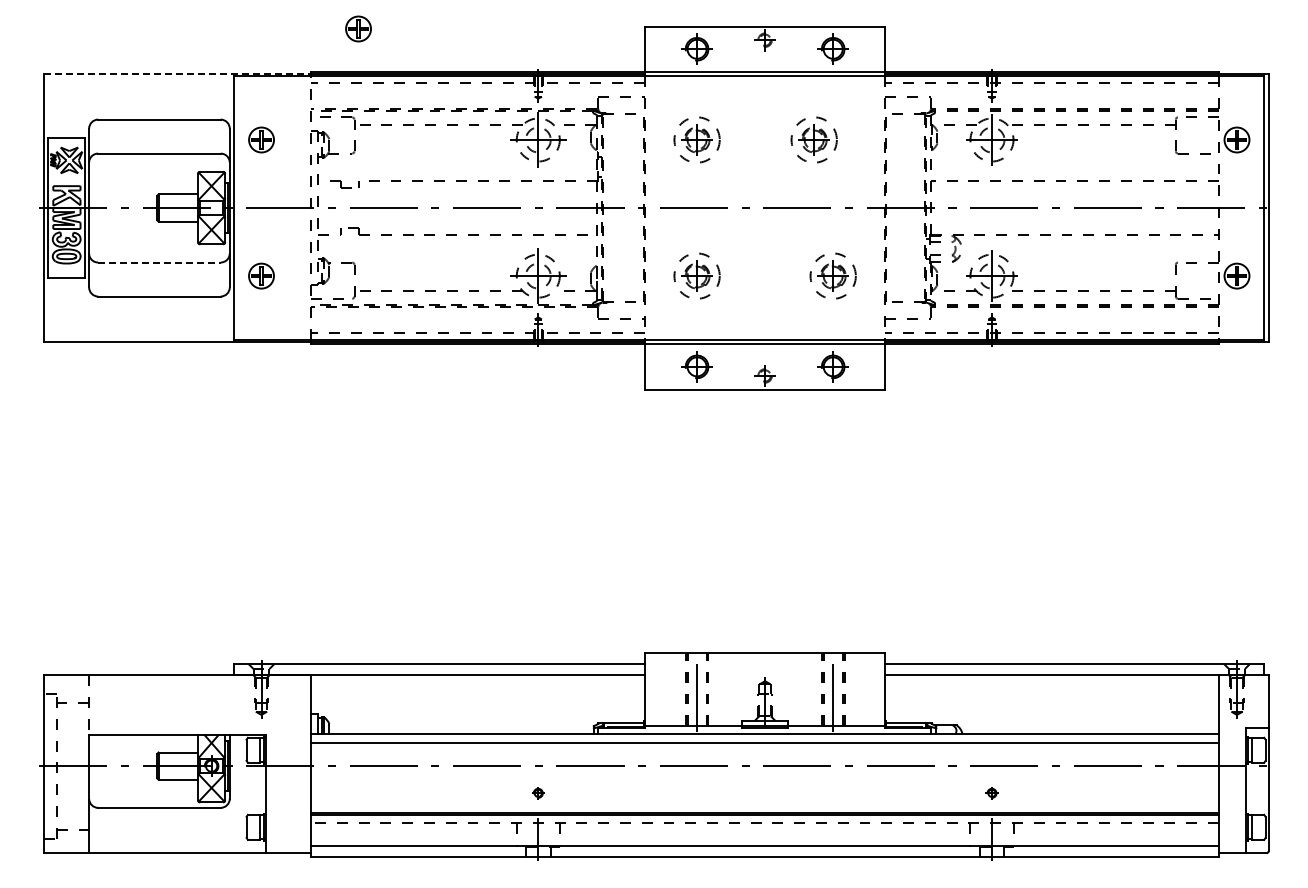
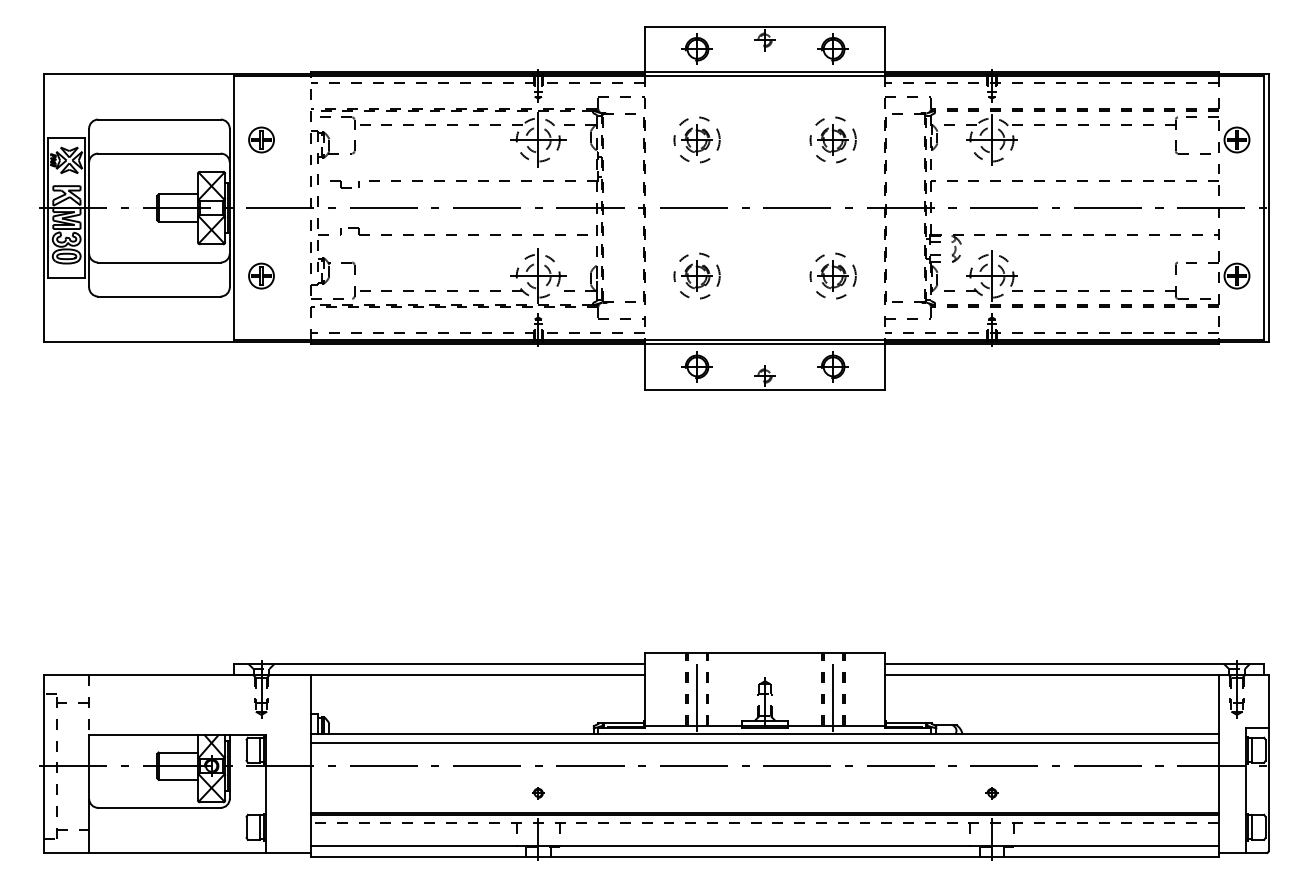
part: present -> none (358, 28)
line: dashed -> solid (177, 74)
part position: (813, 139) -> (832, 139) (832, 139)
line: dashed -> solid (159, 262)
